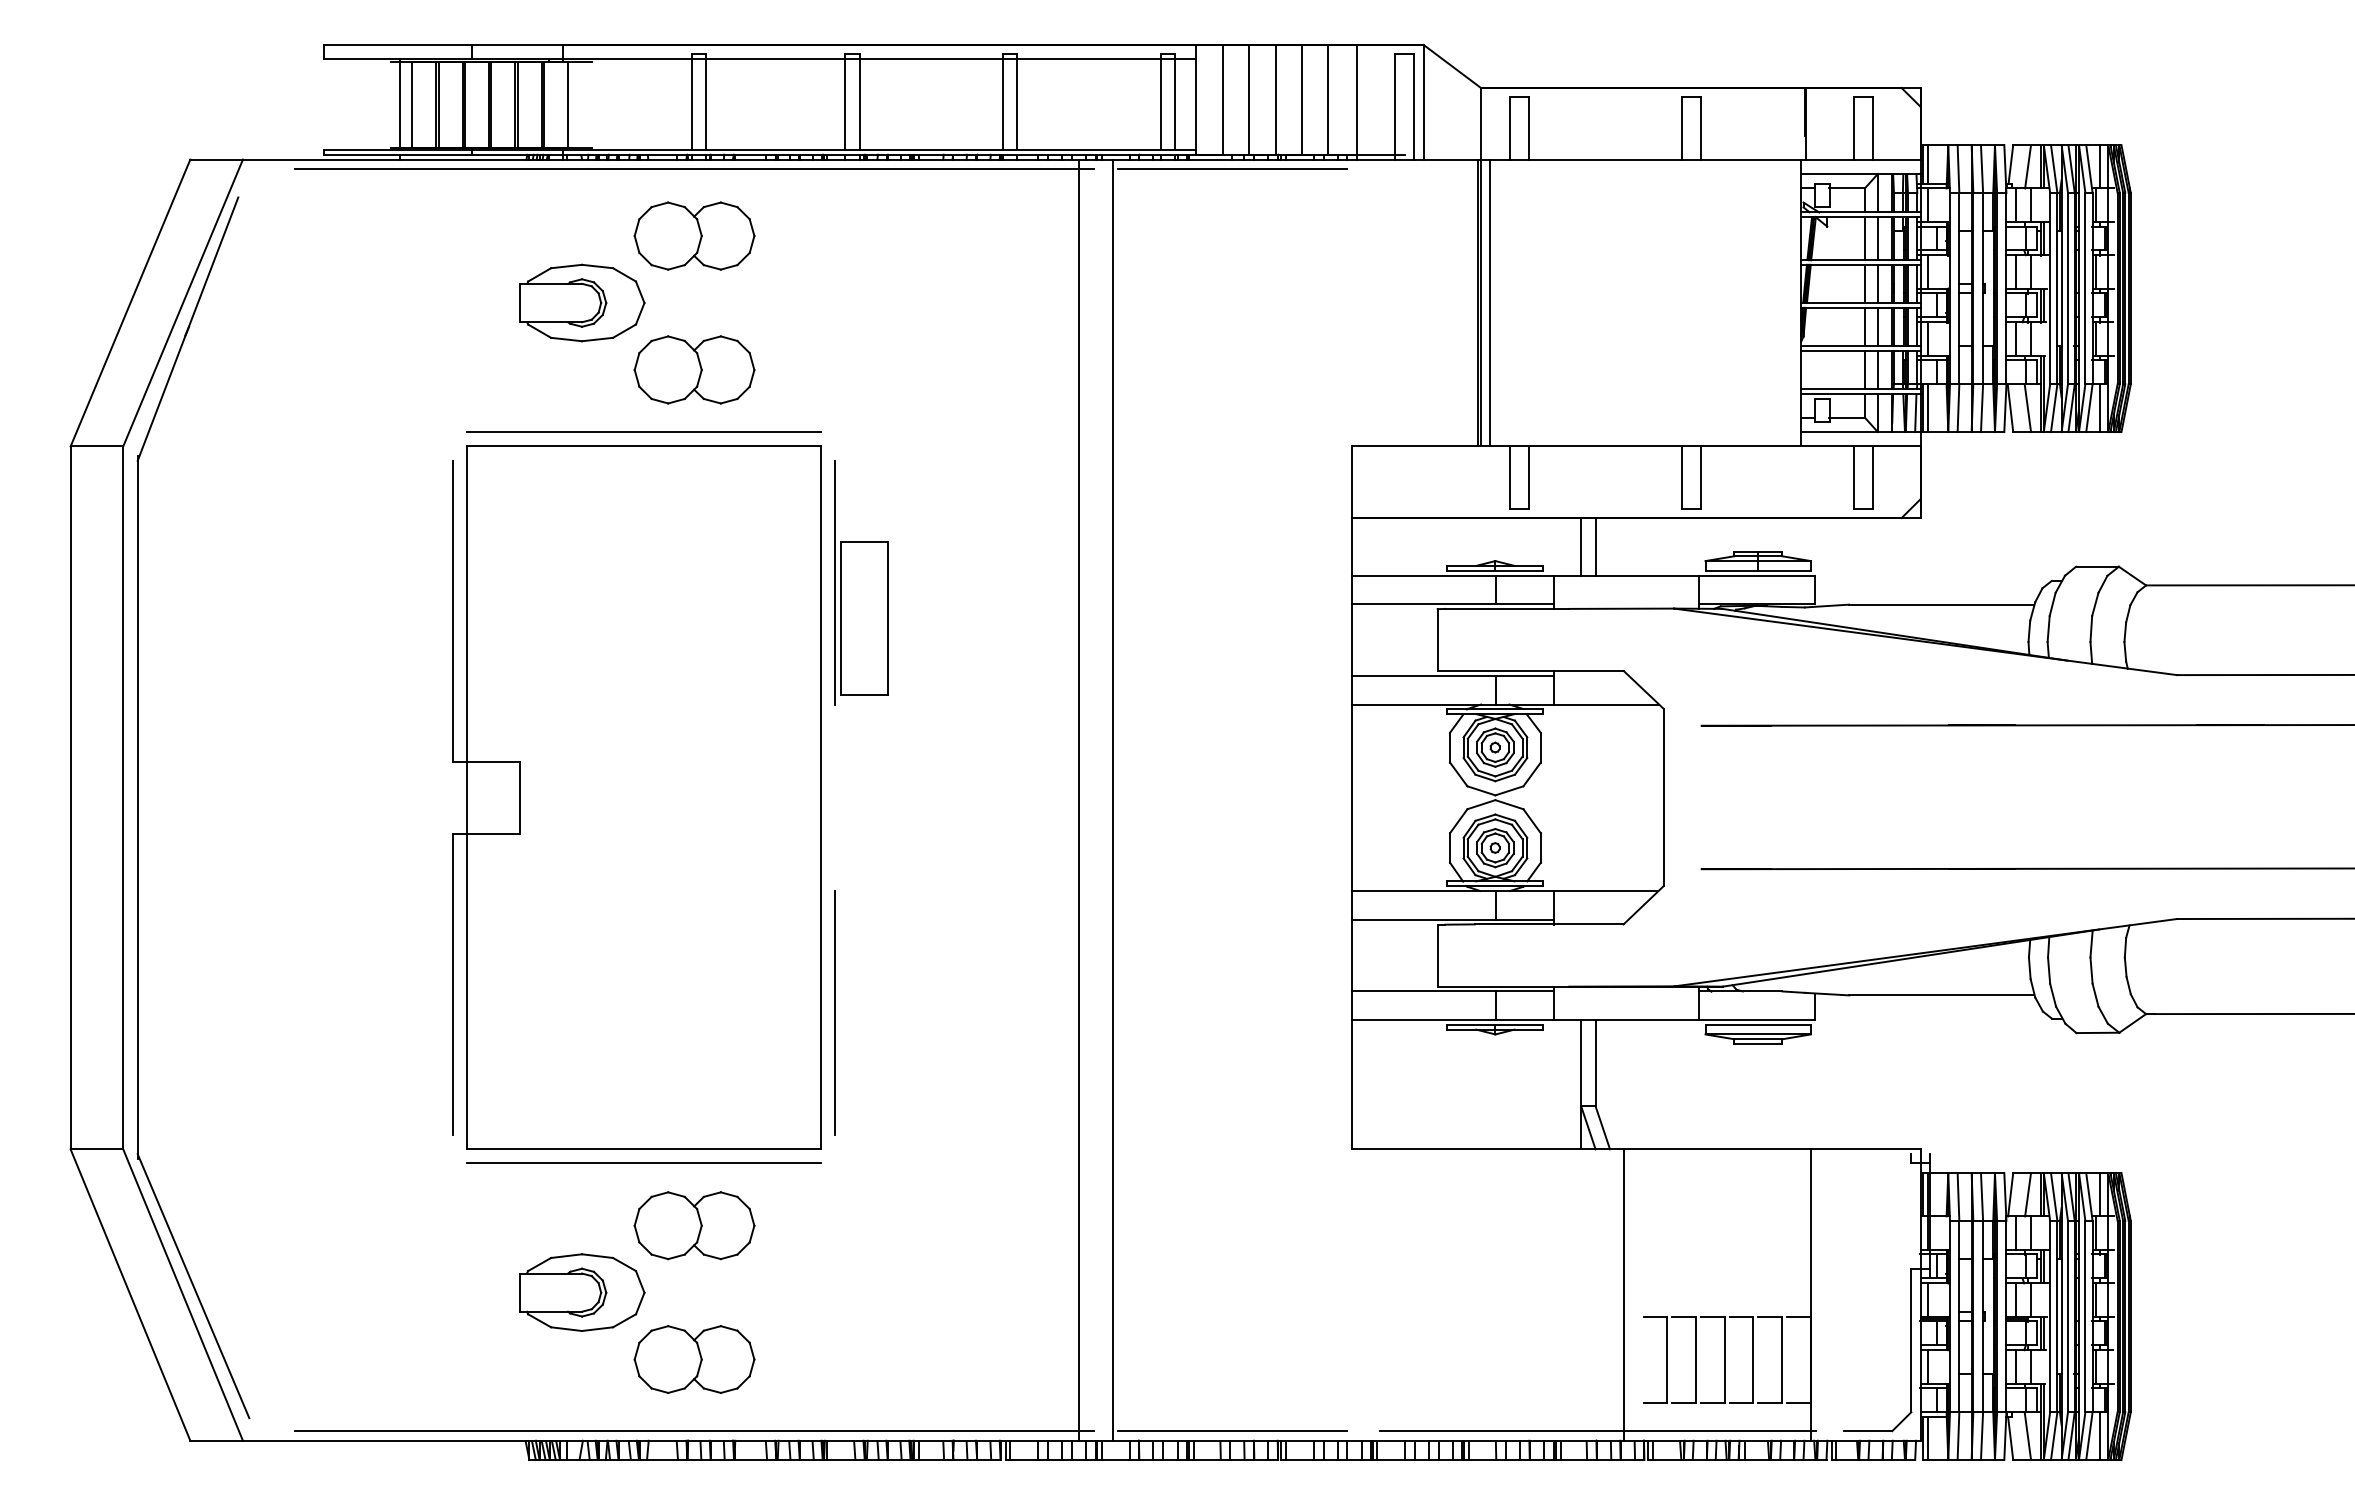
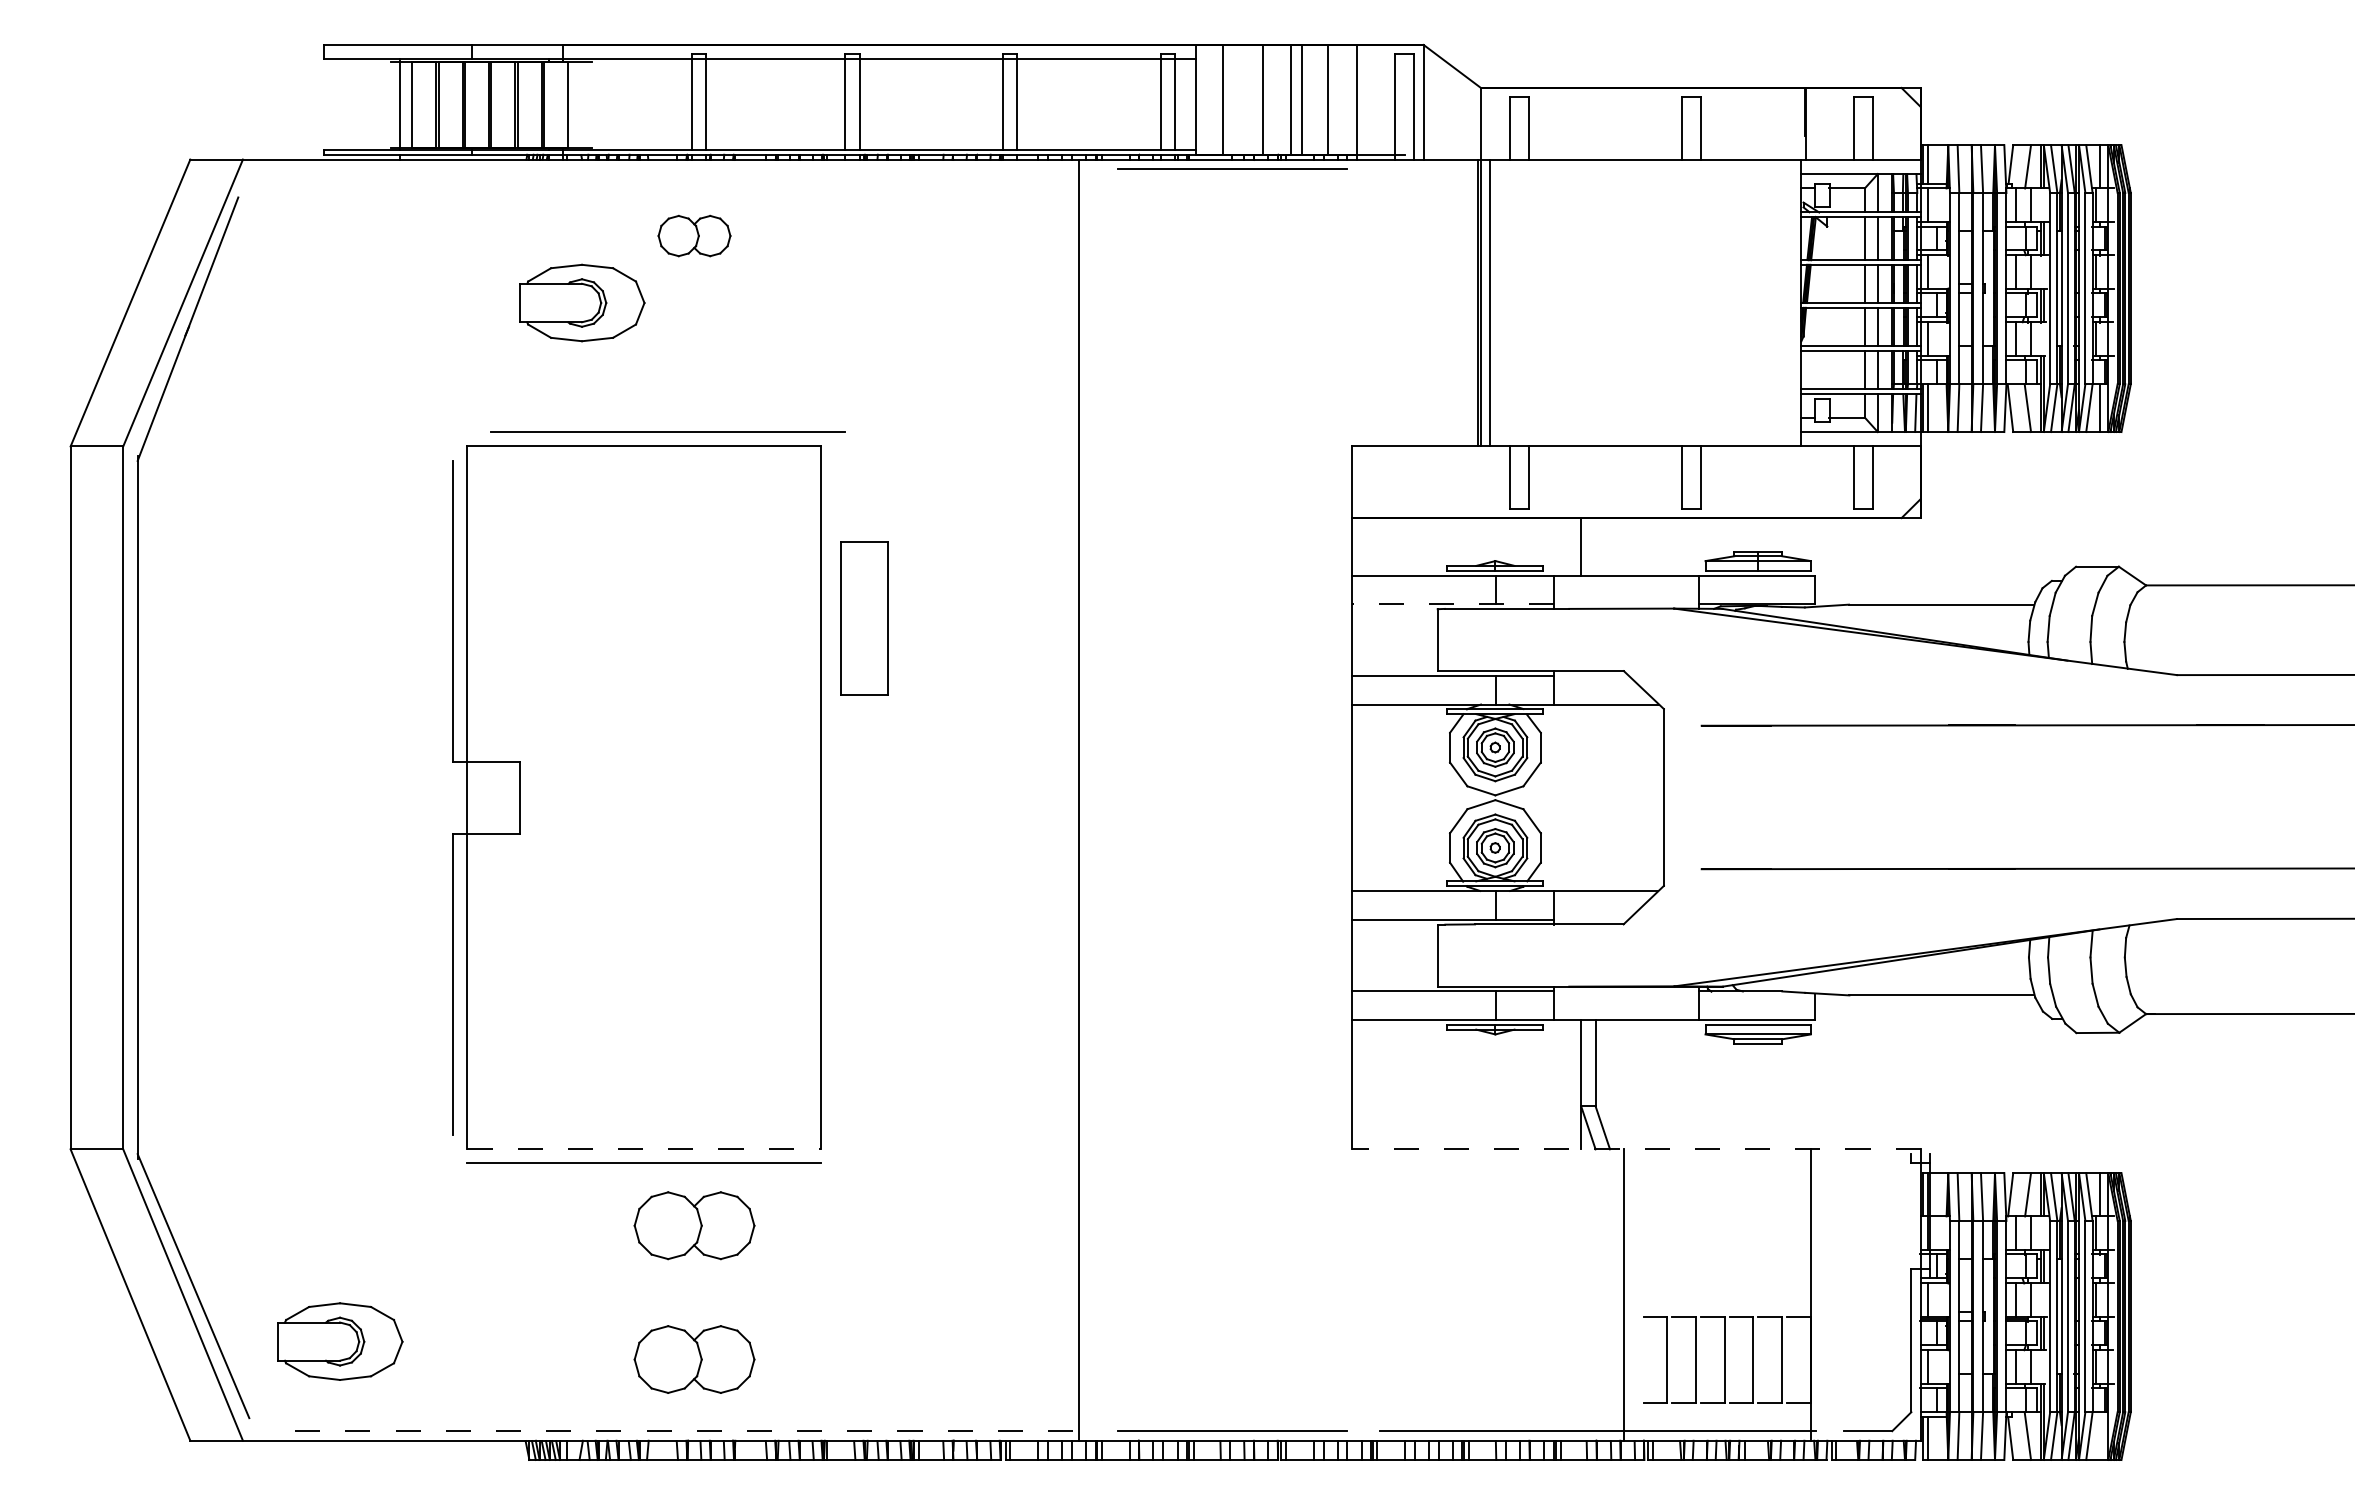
line position: (1249, 99) -> (1263, 99) (1263, 99)
line position: (1275, 99) -> (1290, 99) (1290, 99)
line: present -> none (694, 169)
part size: 123x70 px -> 75x44 px (694, 235)
part: present -> none (694, 369)
line position: (643, 431) -> (667, 431) (667, 431)
line: present -> none (1595, 546)
line: present -> none (835, 582)
line: solid -> dashed (1452, 604)
line: present -> none (1113, 799)
line: present -> none (835, 1012)
line: solid -> dashed (644, 1149)
line: solid -> dashed (1635, 1149)
part position: (582, 1292) -> (340, 1341) (340, 1341)
line: solid -> dashed (695, 1431)
line: present -> none (2100, 1436)
